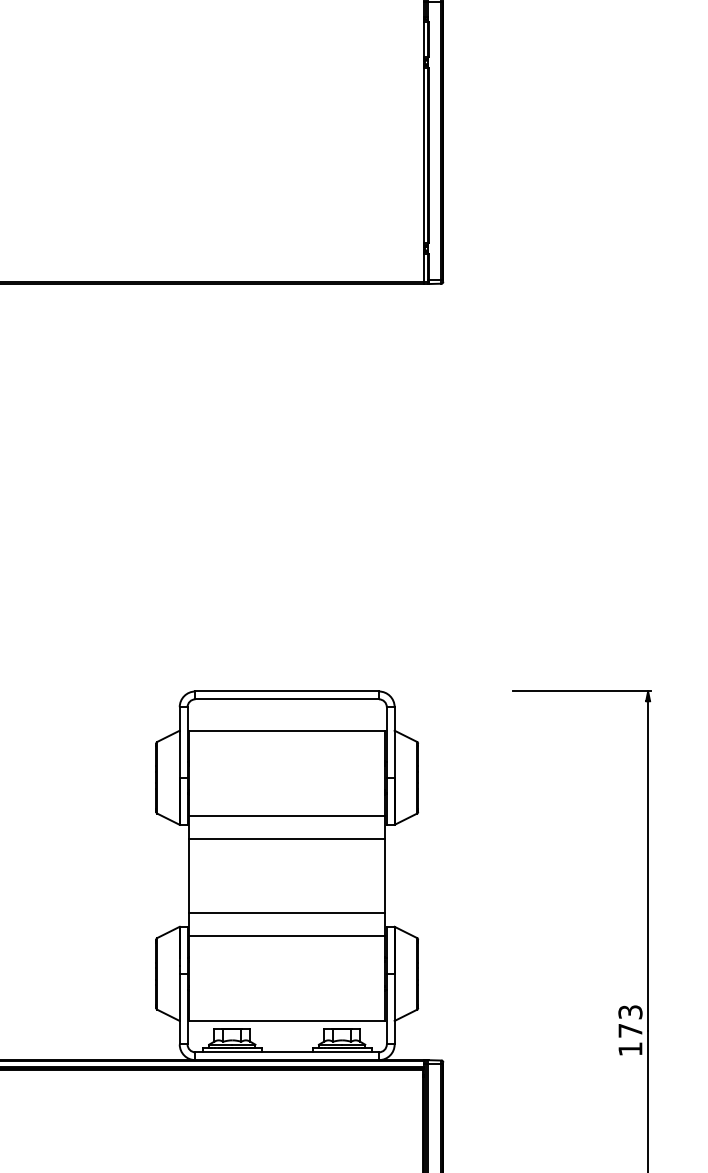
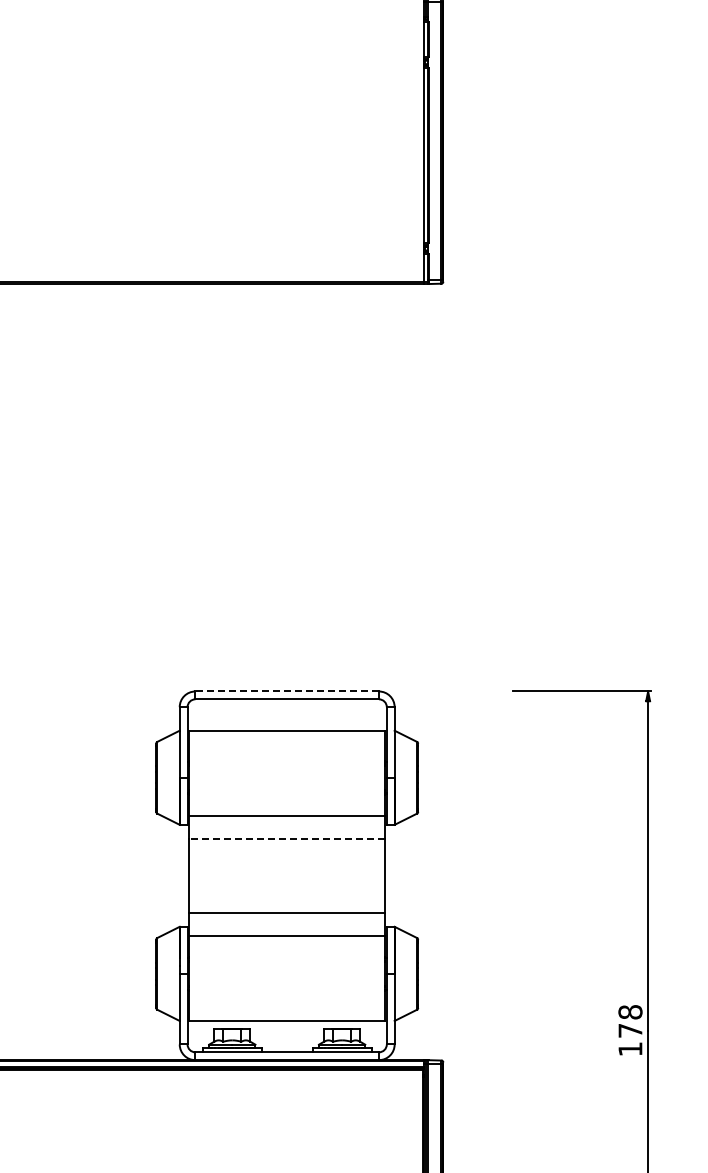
line: solid -> dashed (287, 691)
line: solid -> dashed (286, 838)
text: 173 -> 178 (630, 1012)
